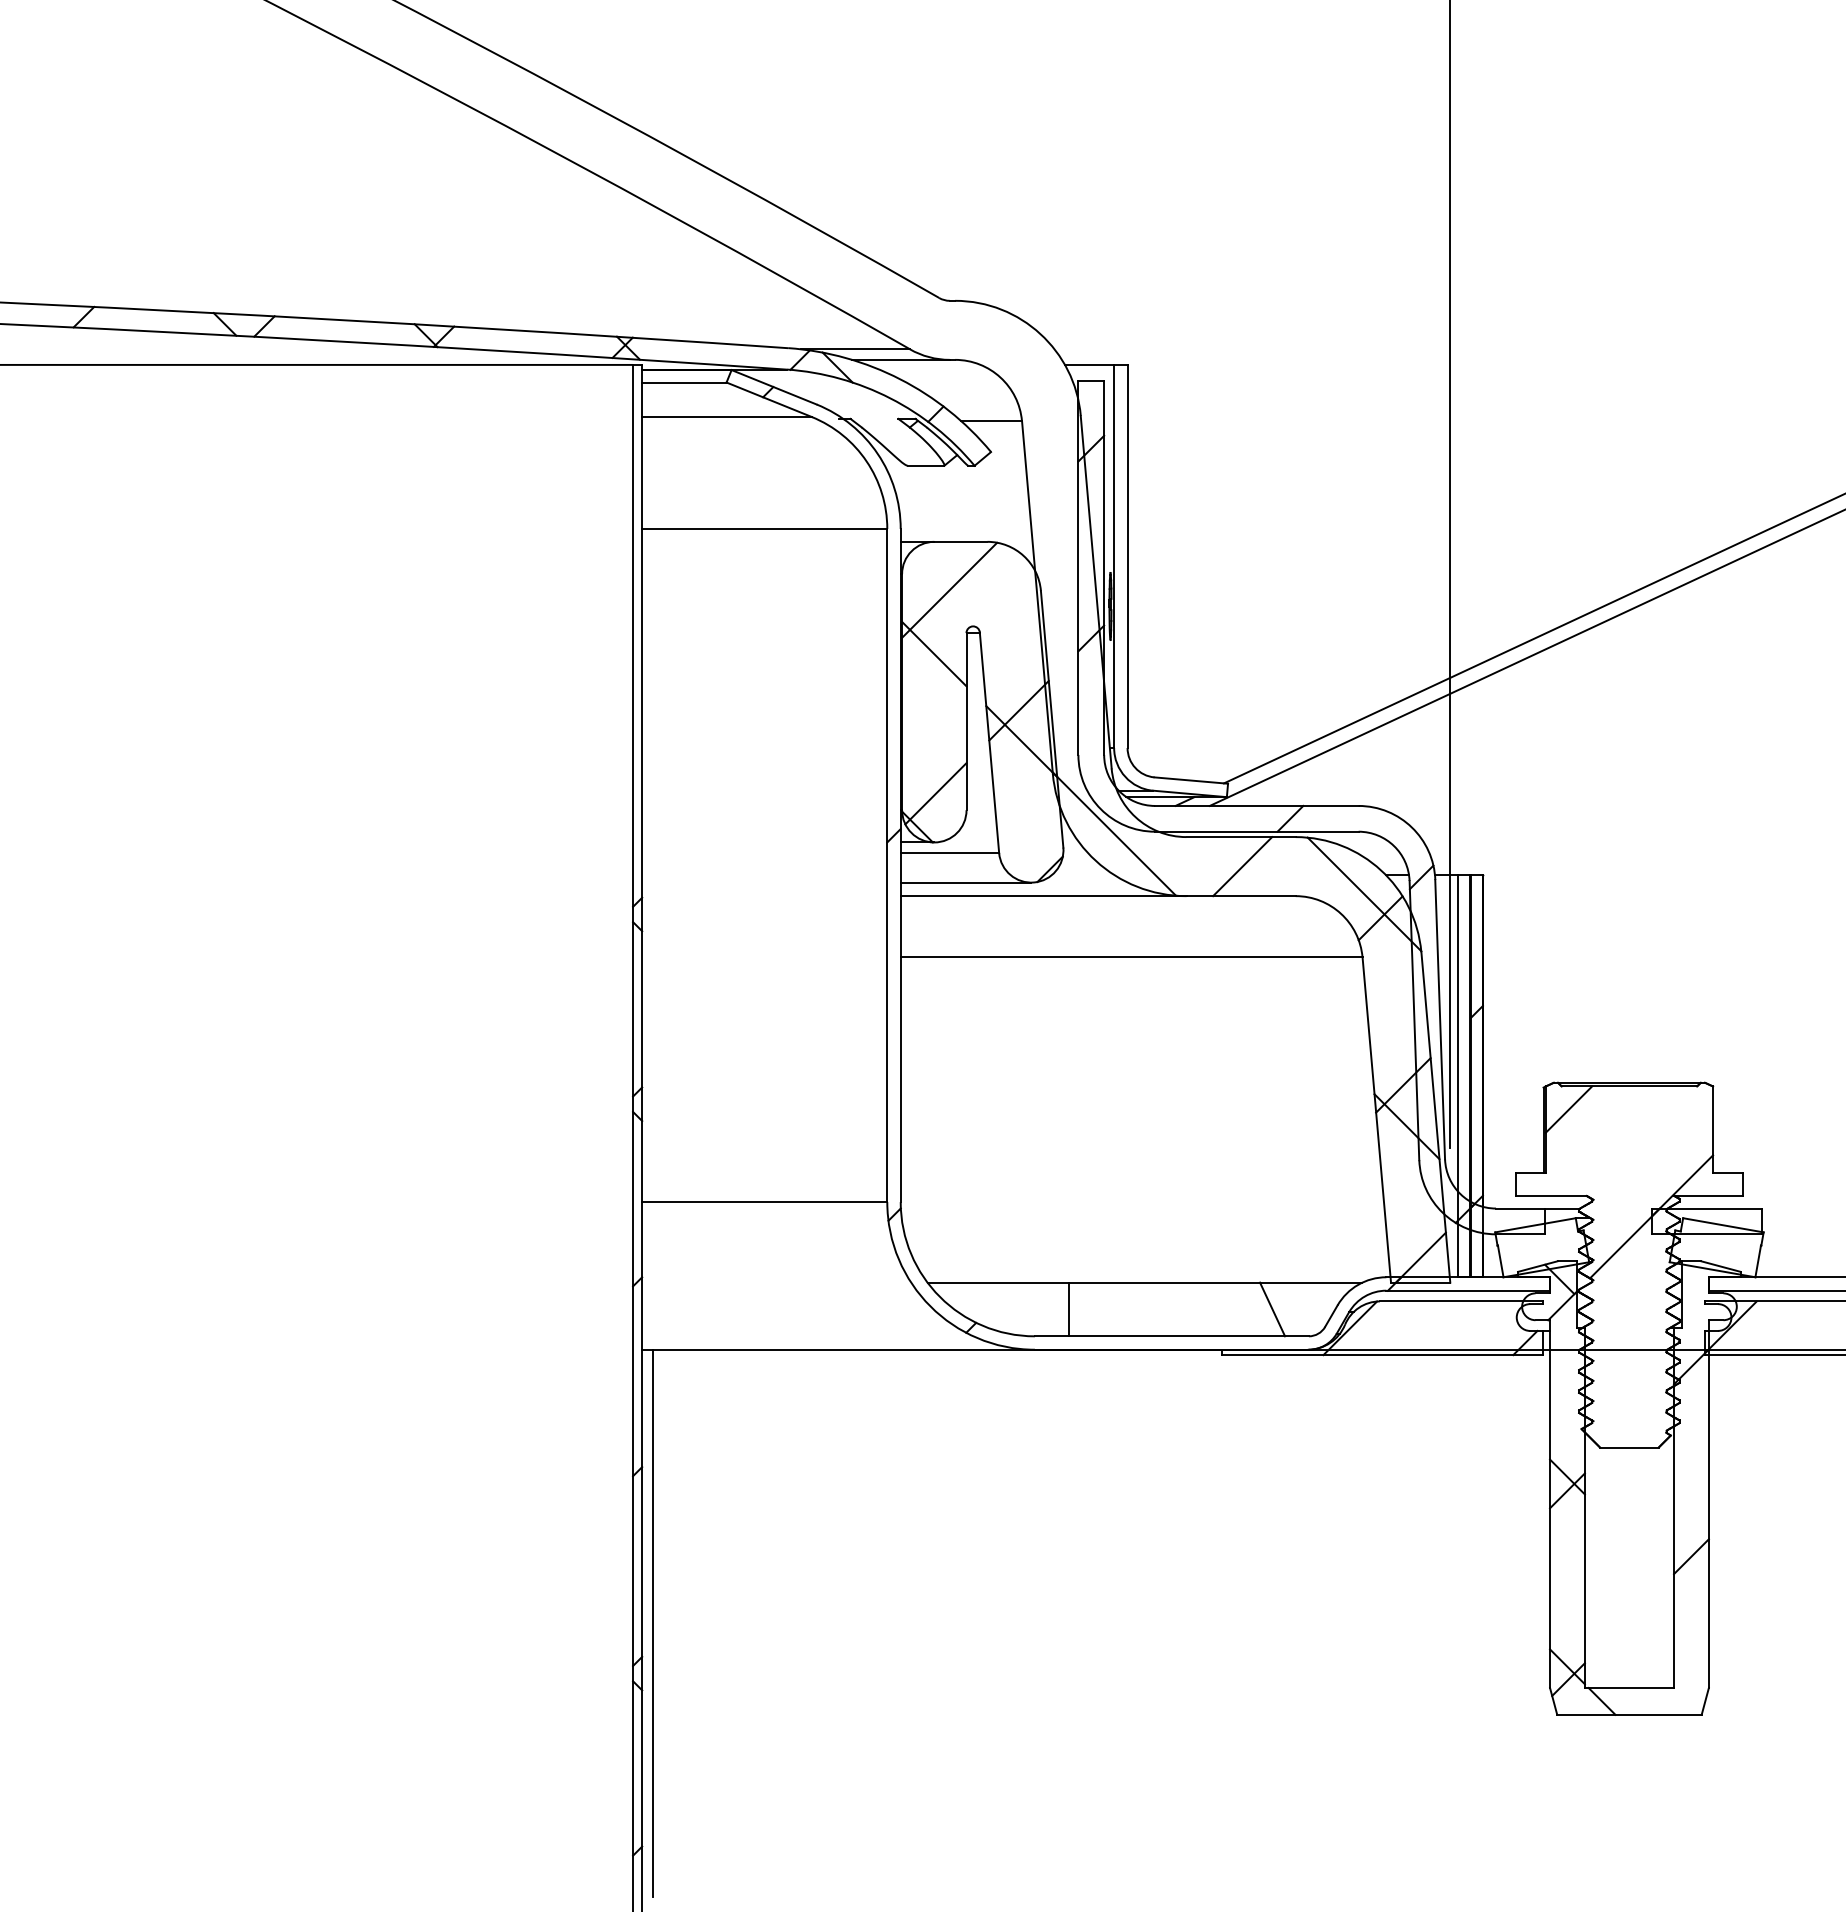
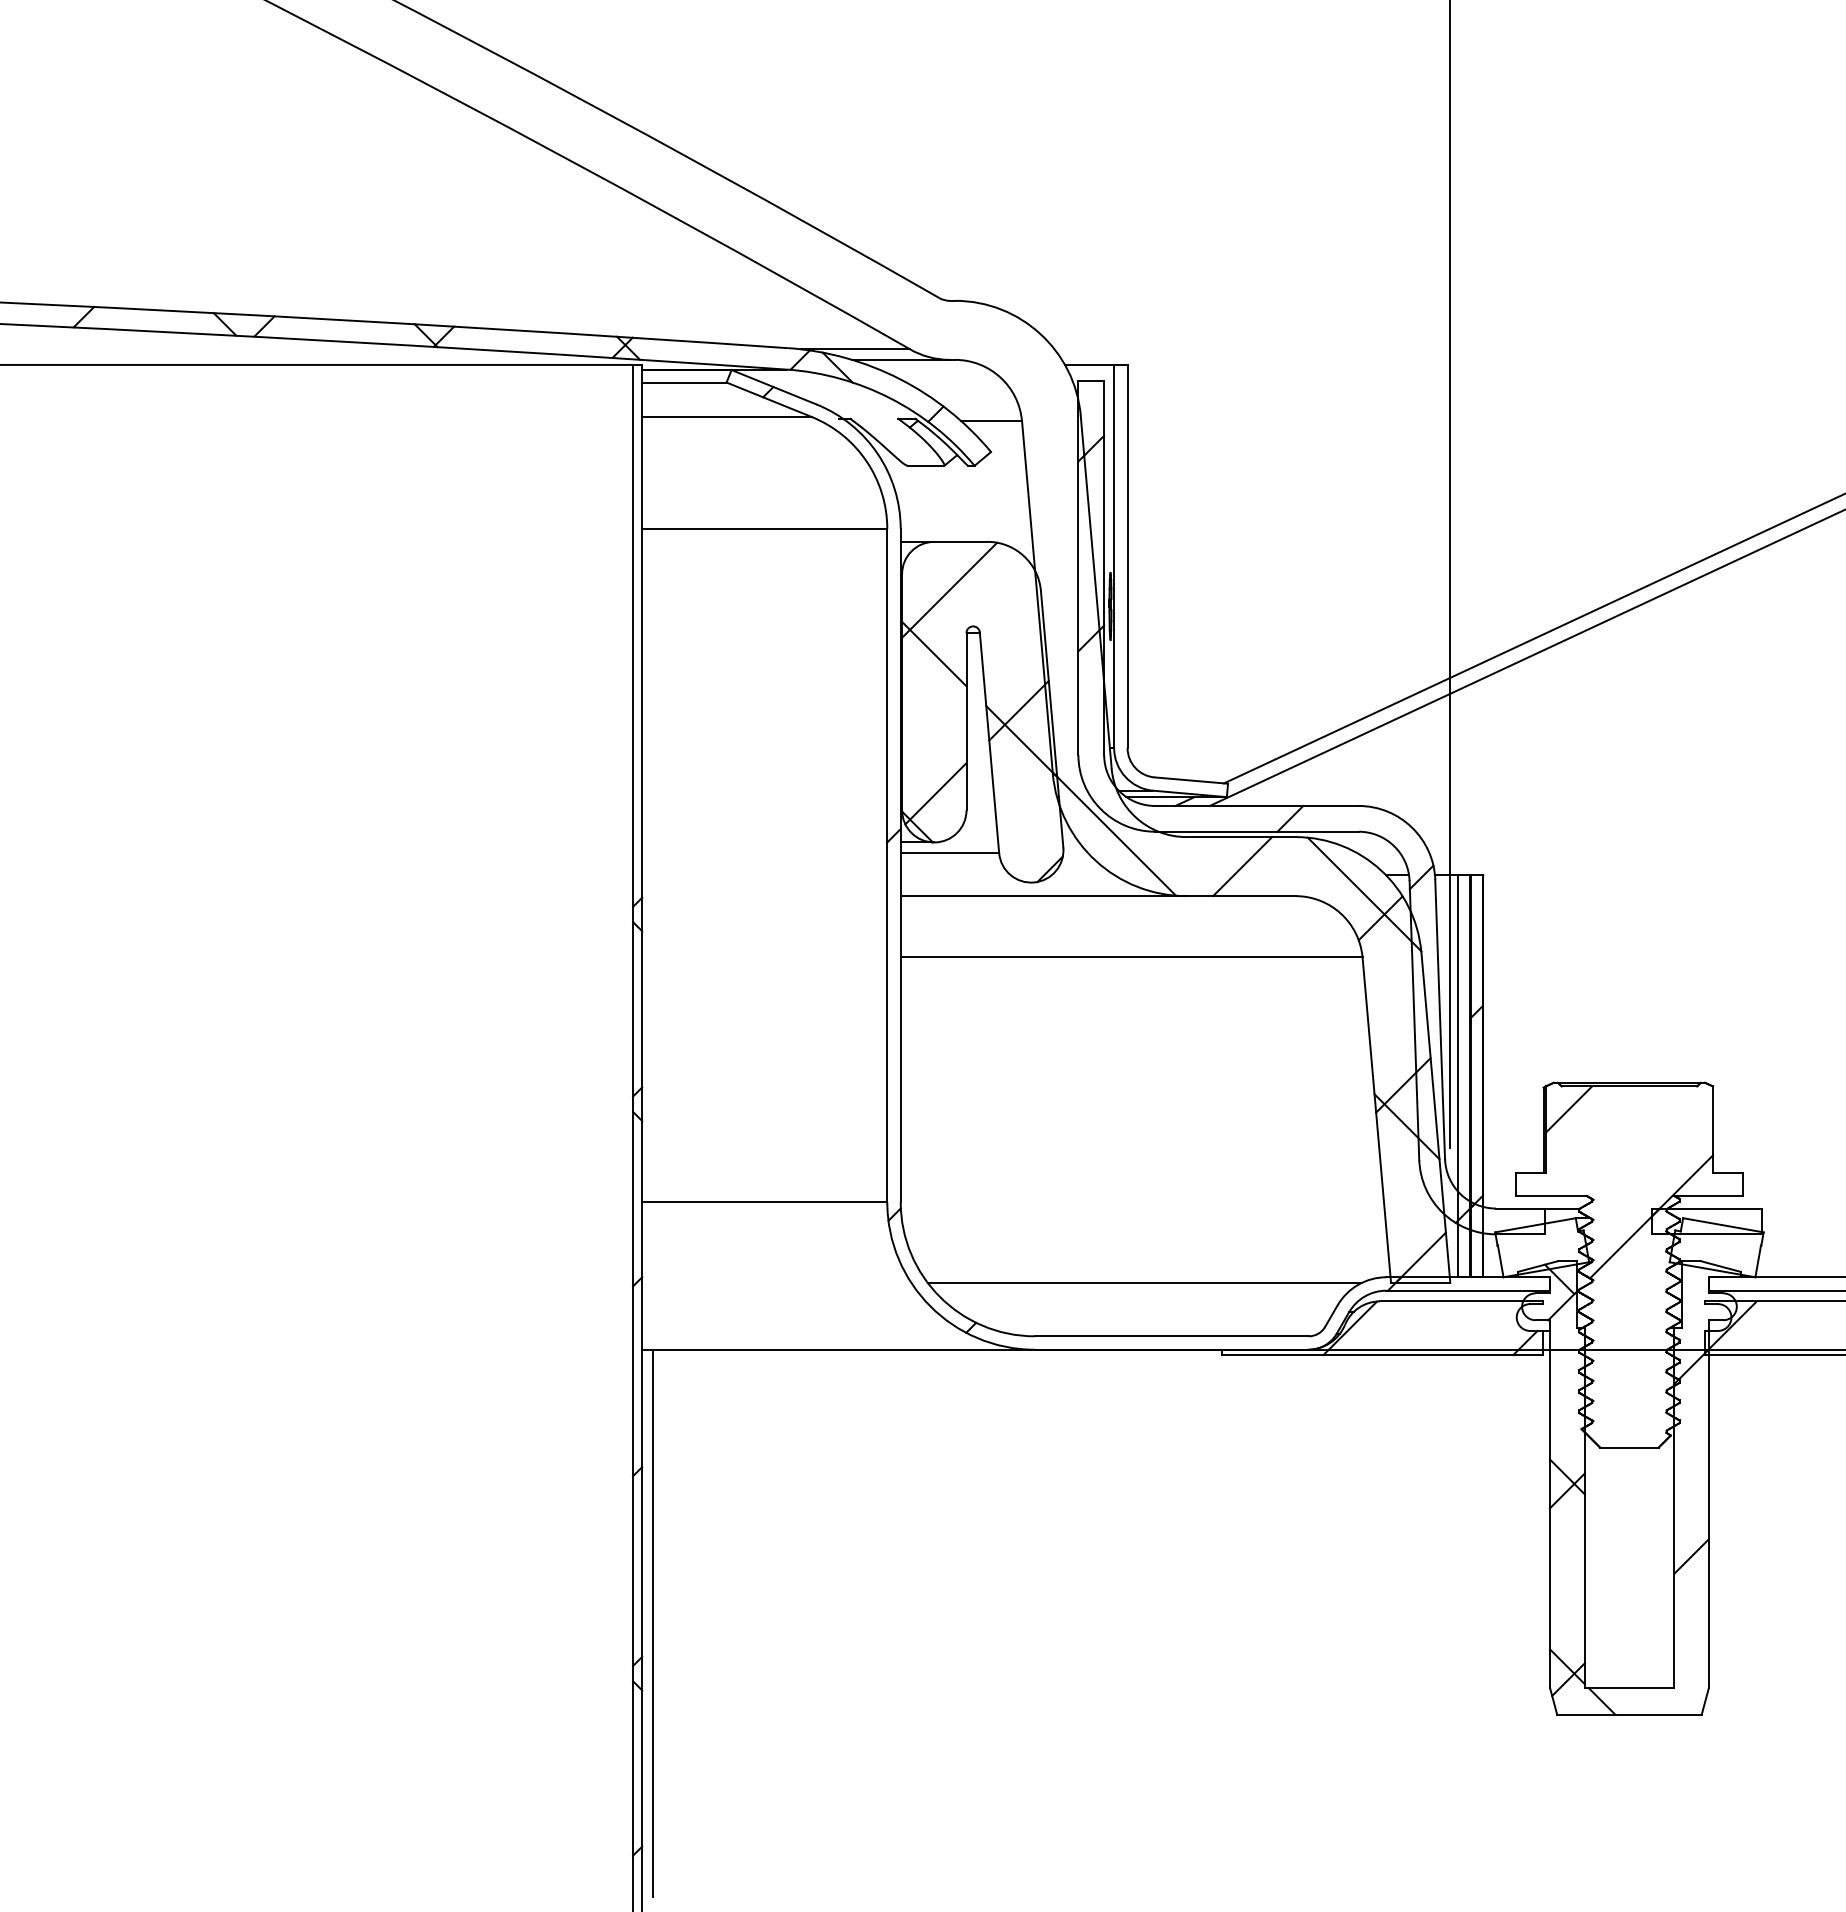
line: present -> none (965, 882)
line: present -> none (1068, 1309)
line: present -> none (1272, 1309)
